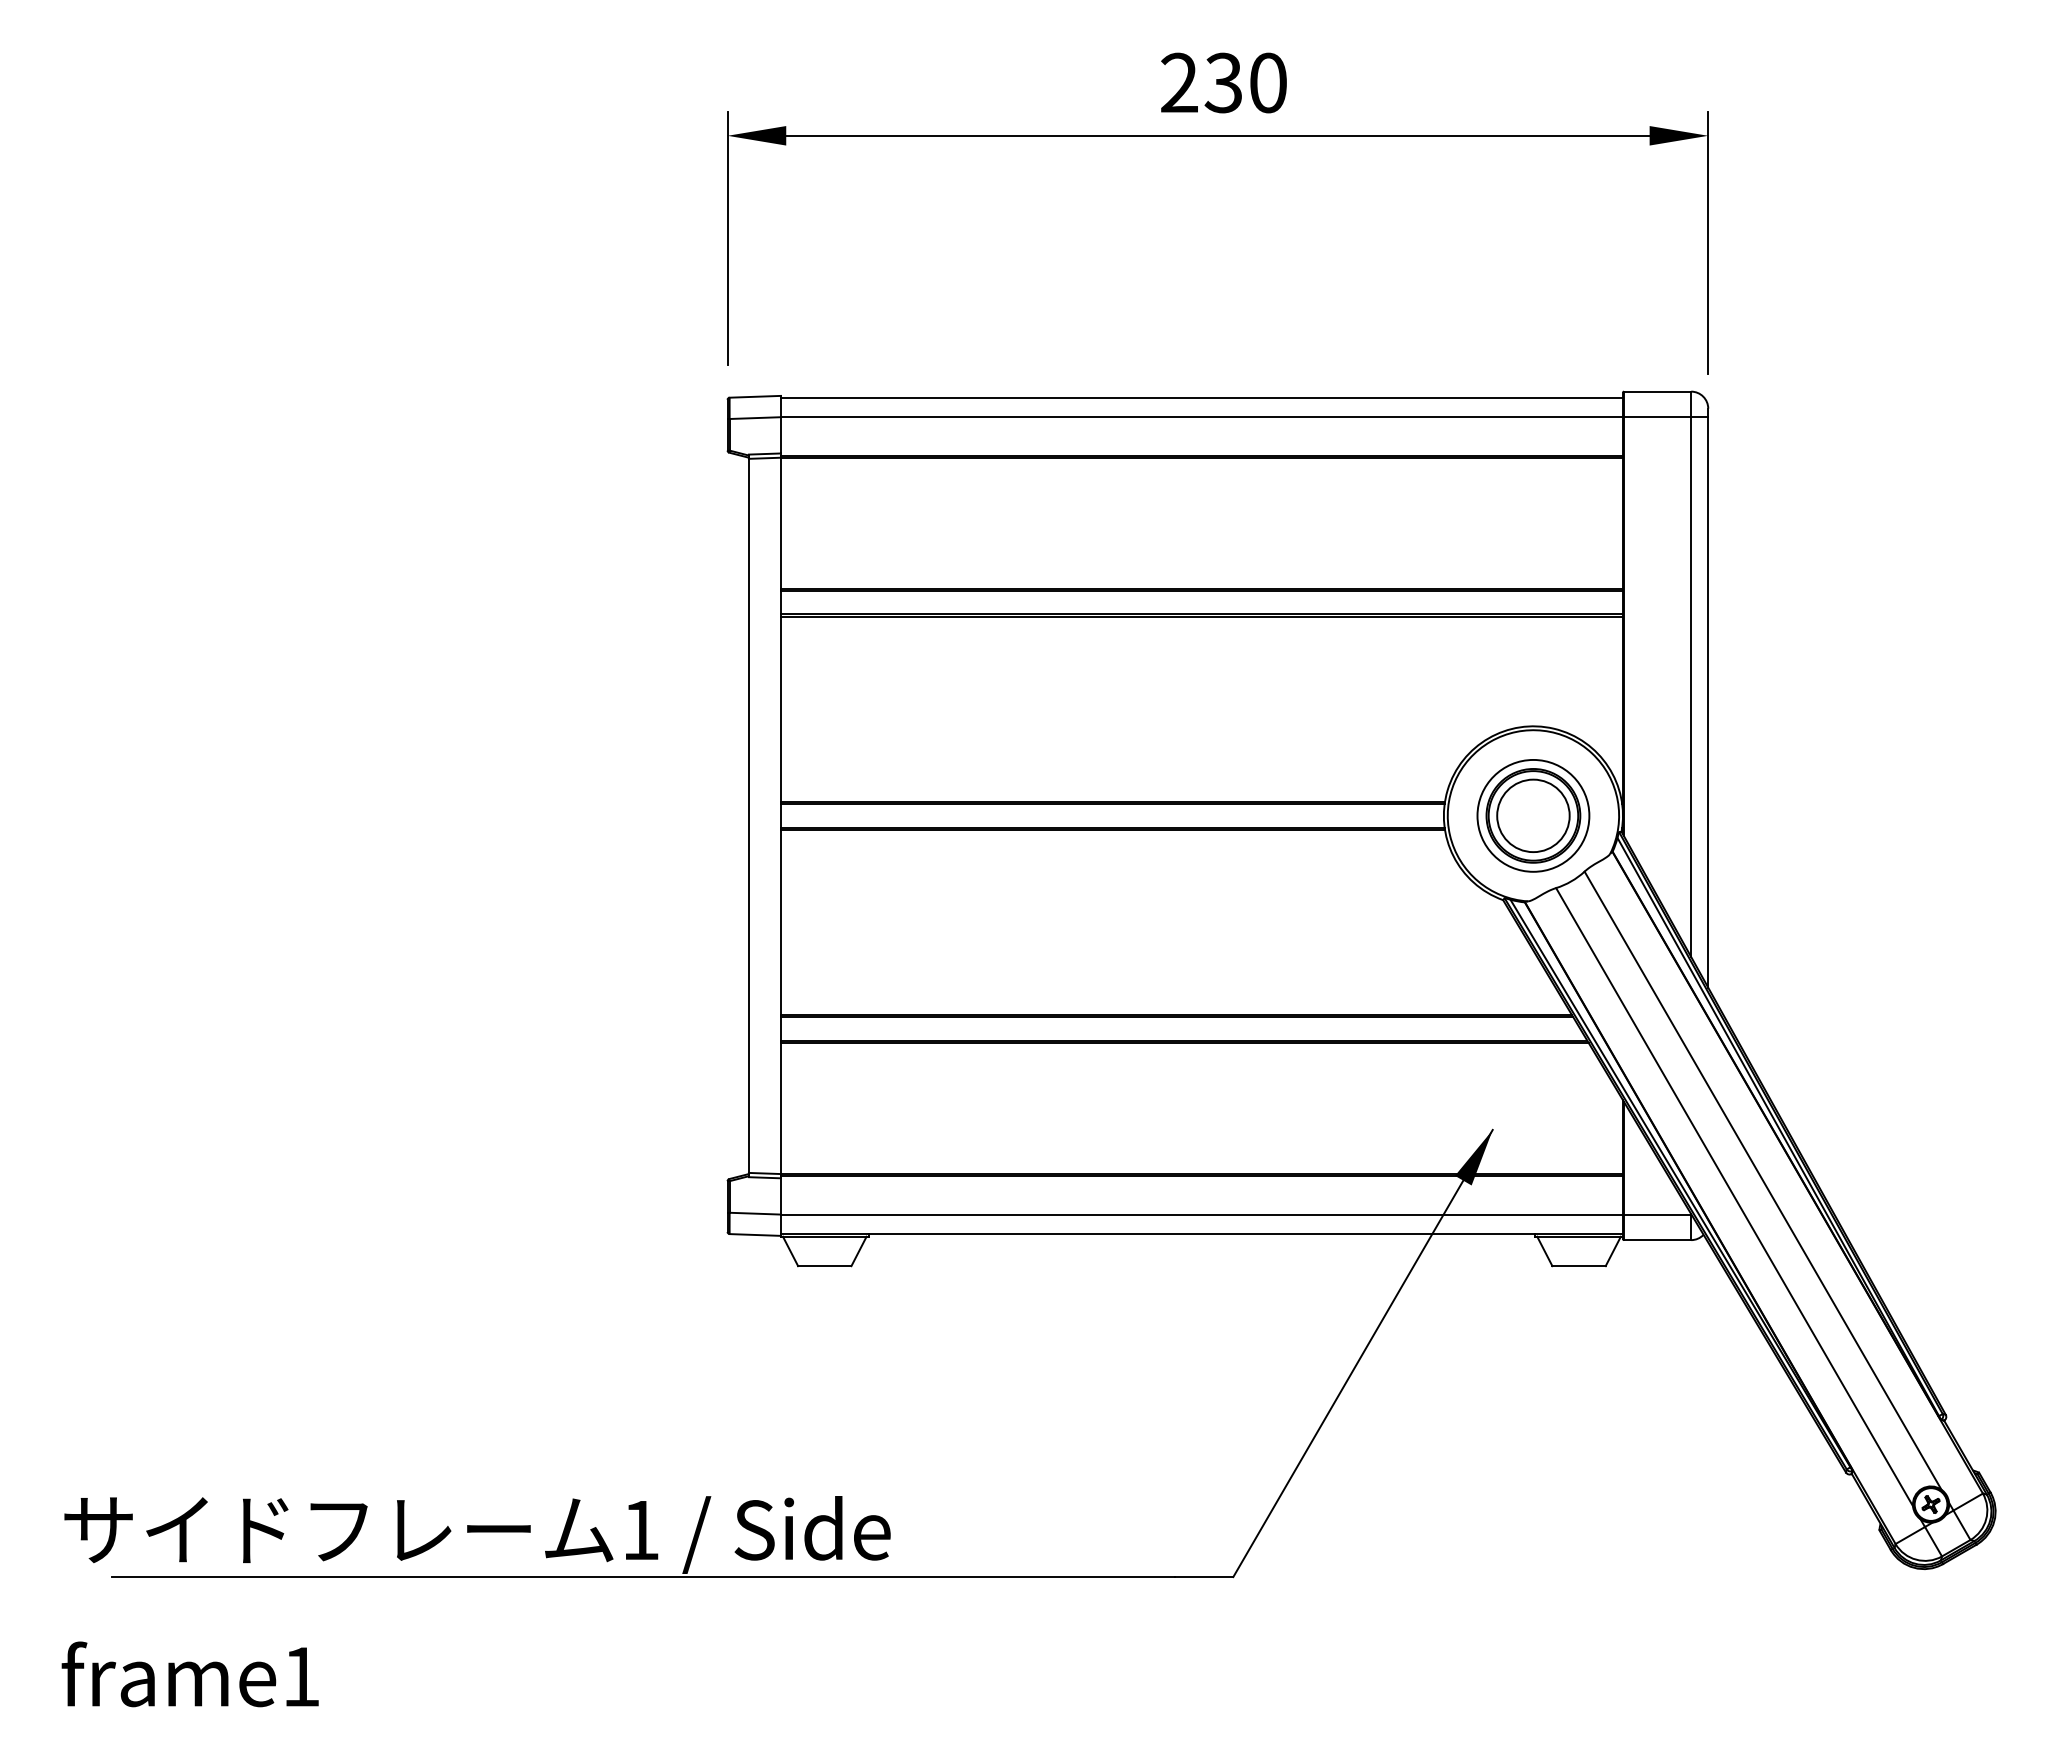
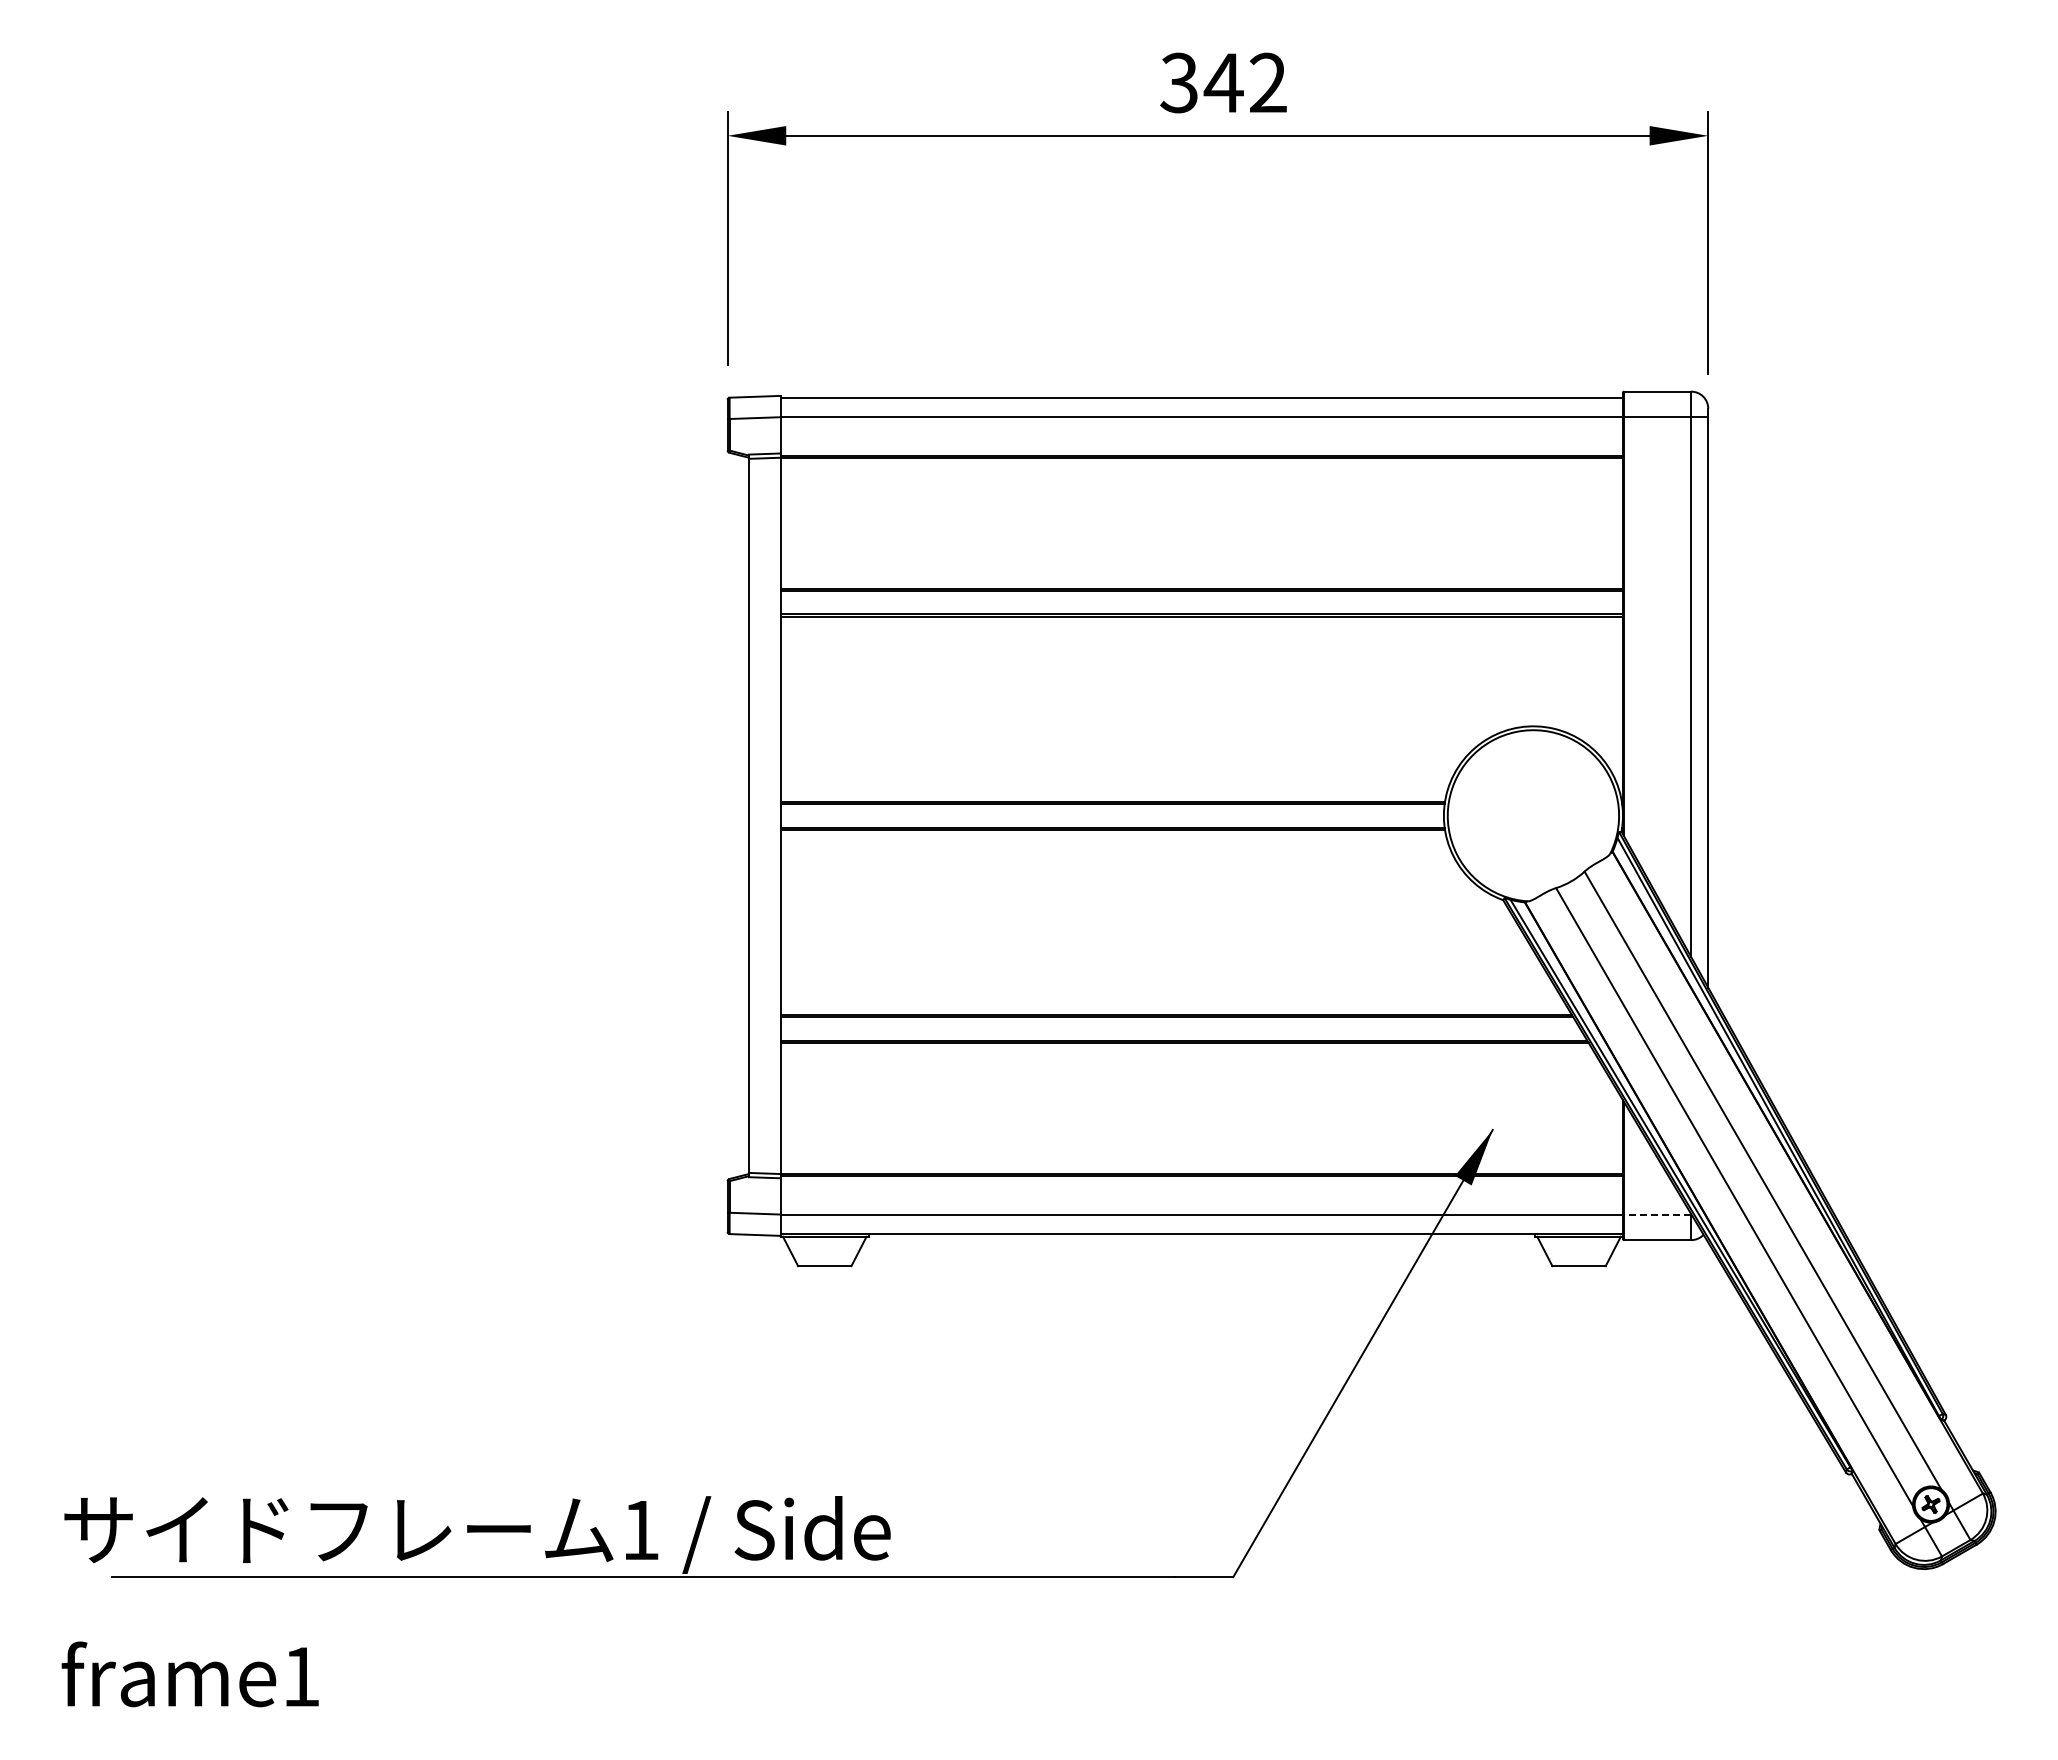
text: 230 -> 342 (1223, 82)
part: present -> none (1533, 815)
line: solid -> dashed (1657, 1214)
